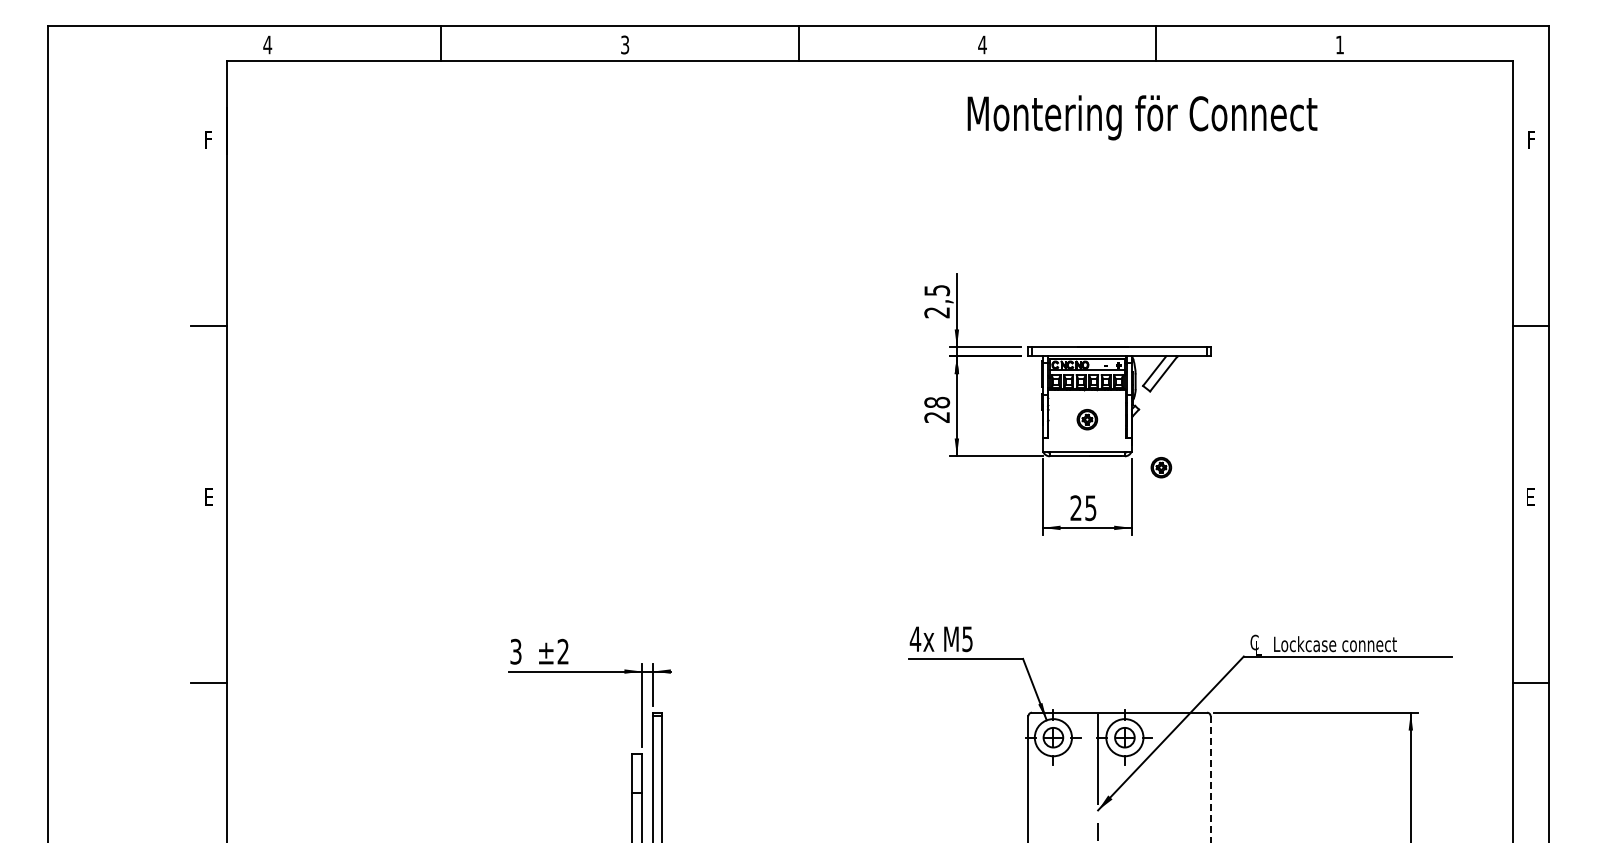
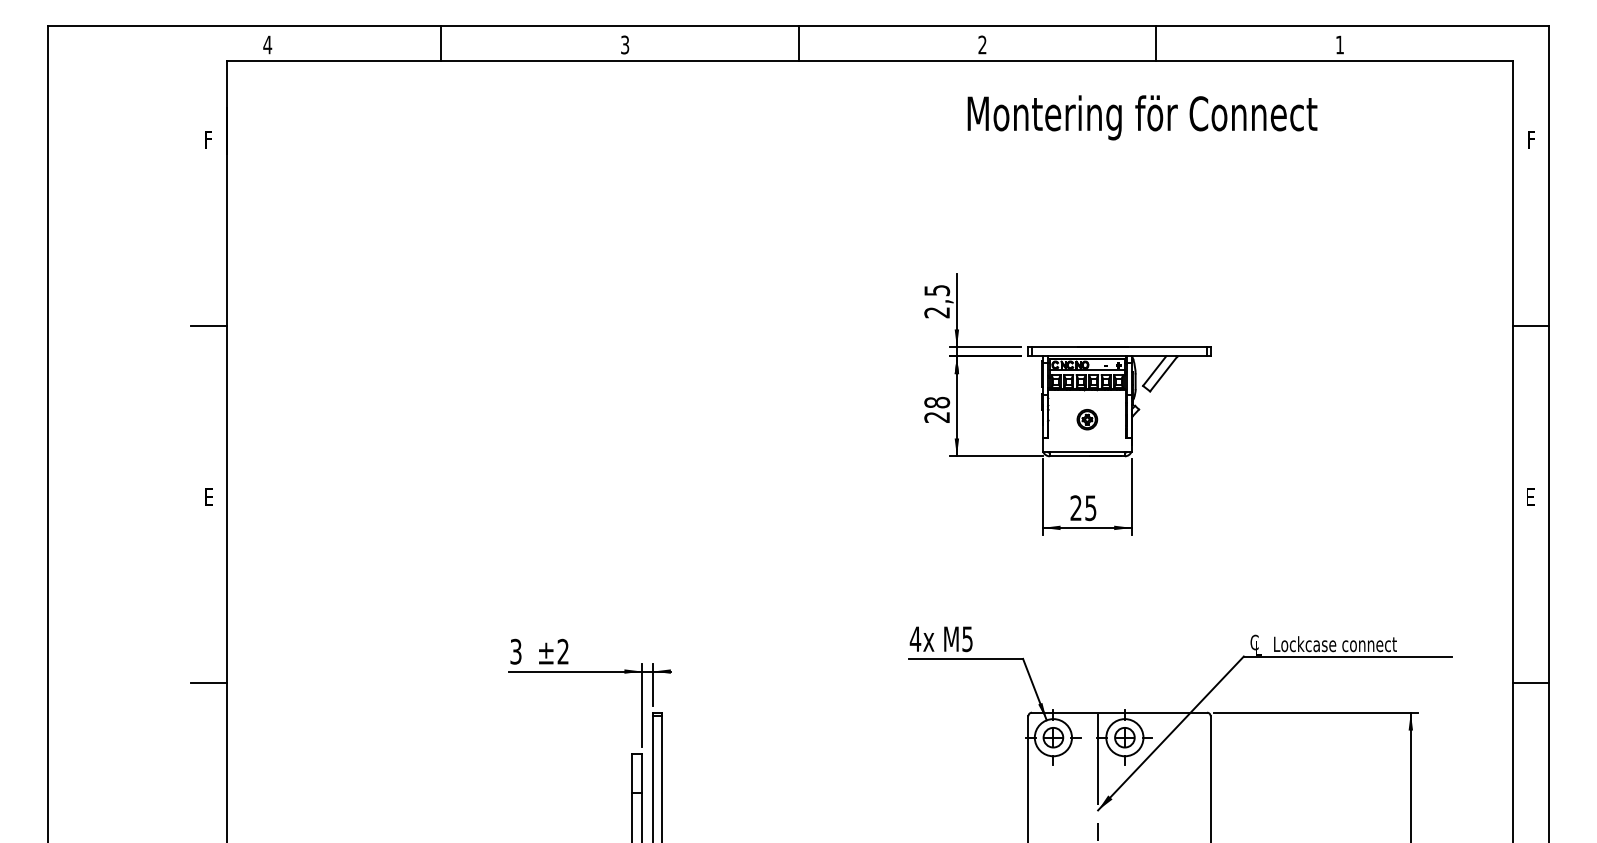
text: 4 -> 2 (982, 44)
part: present -> none (1161, 467)
line: dashed -> solid (1210, 779)
